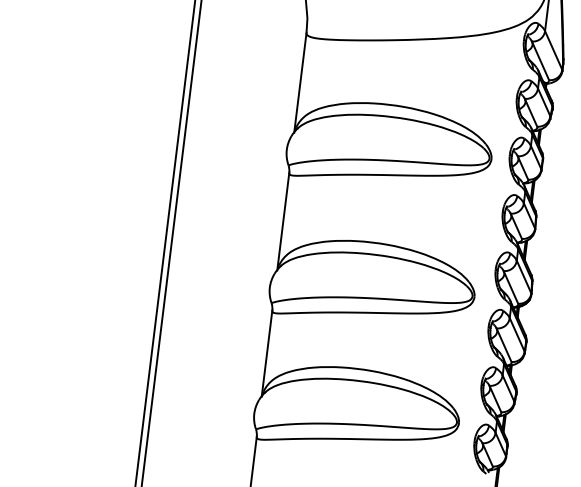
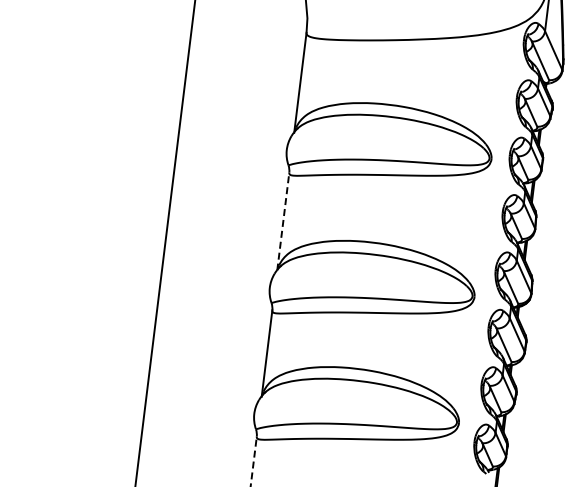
line: solid -> dashed (283, 221)
line: present -> none (171, 242)
line: solid -> dashed (253, 461)
